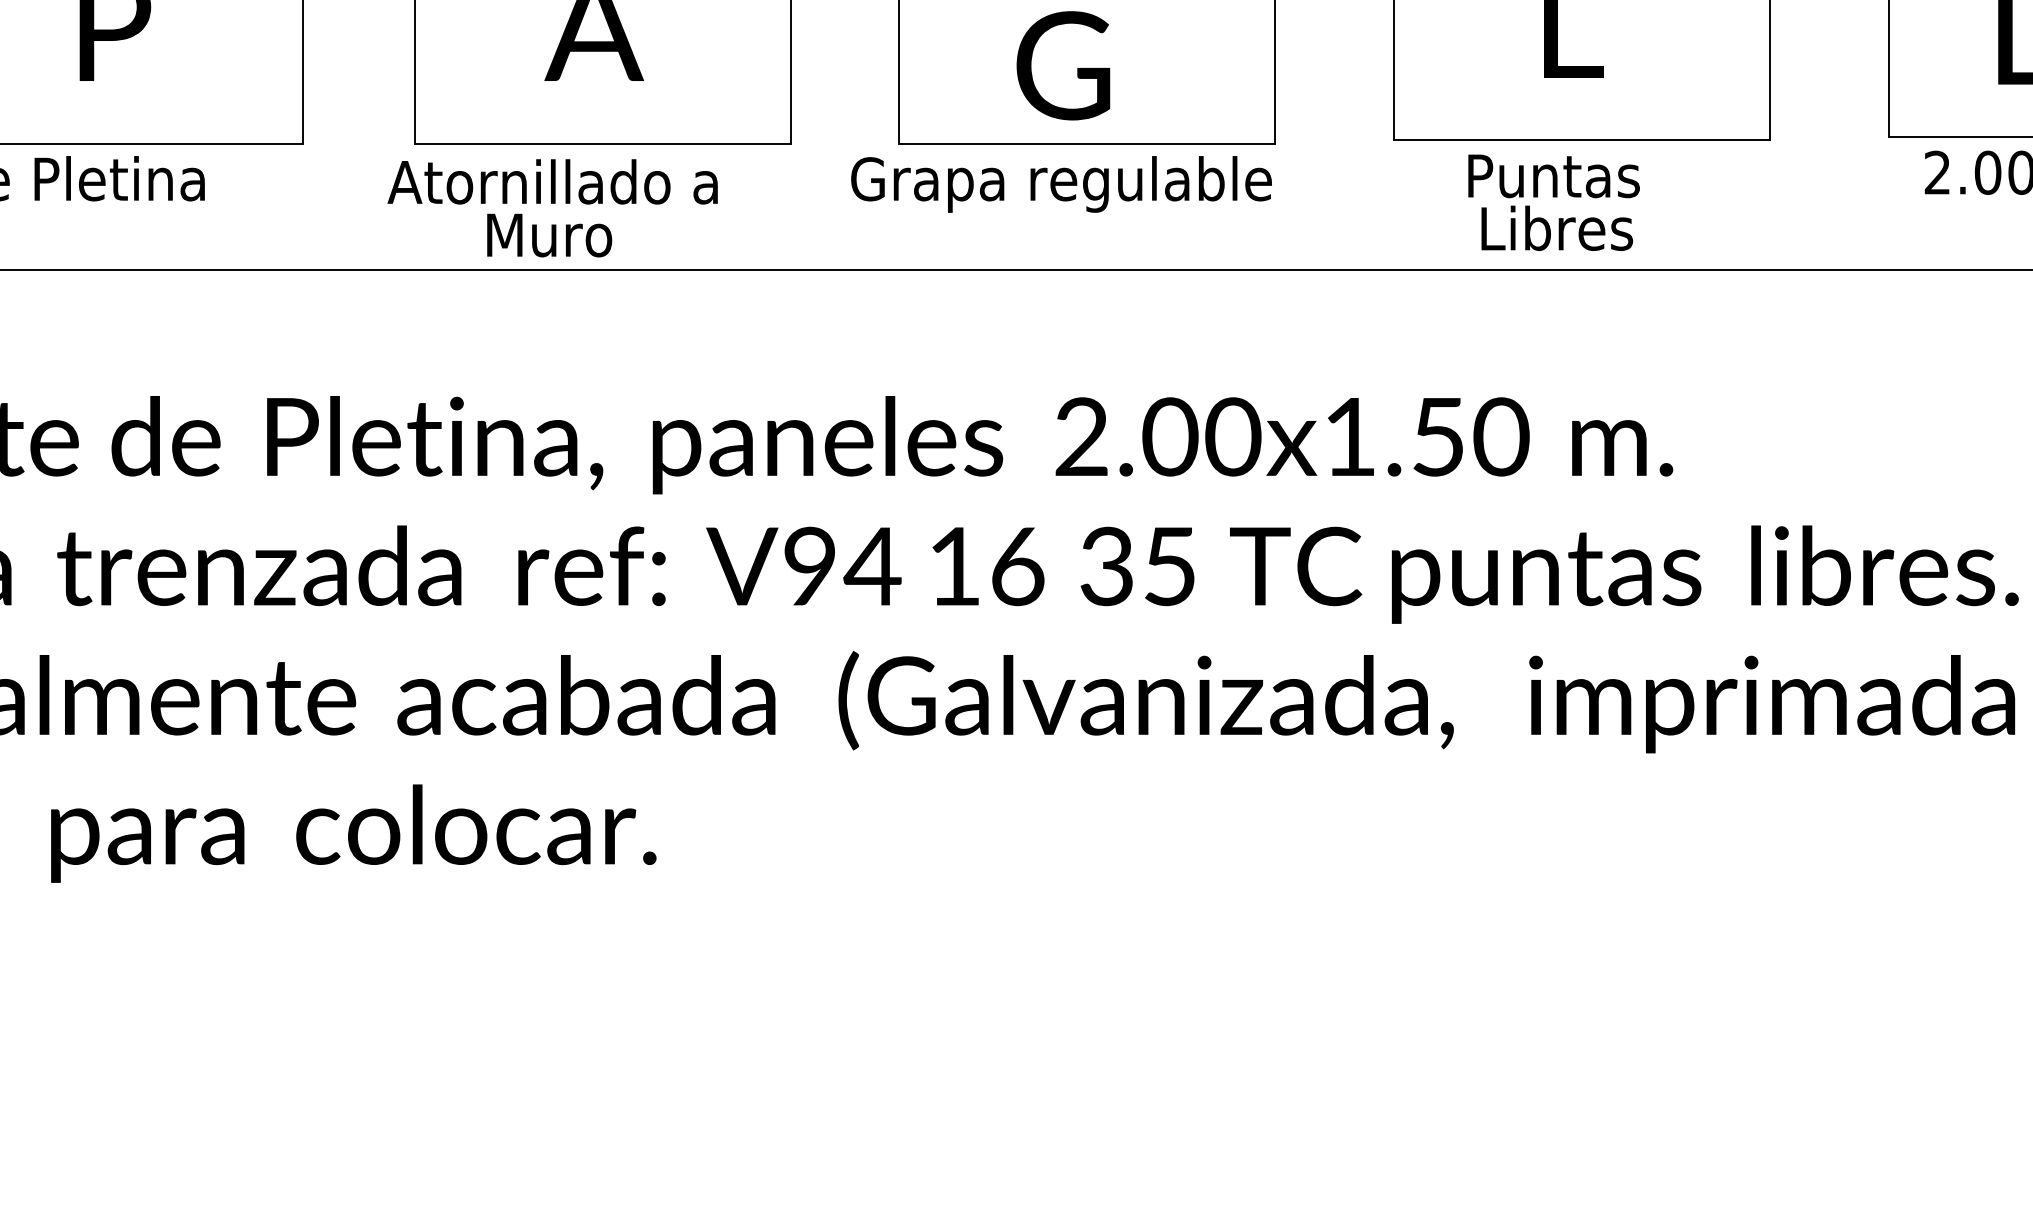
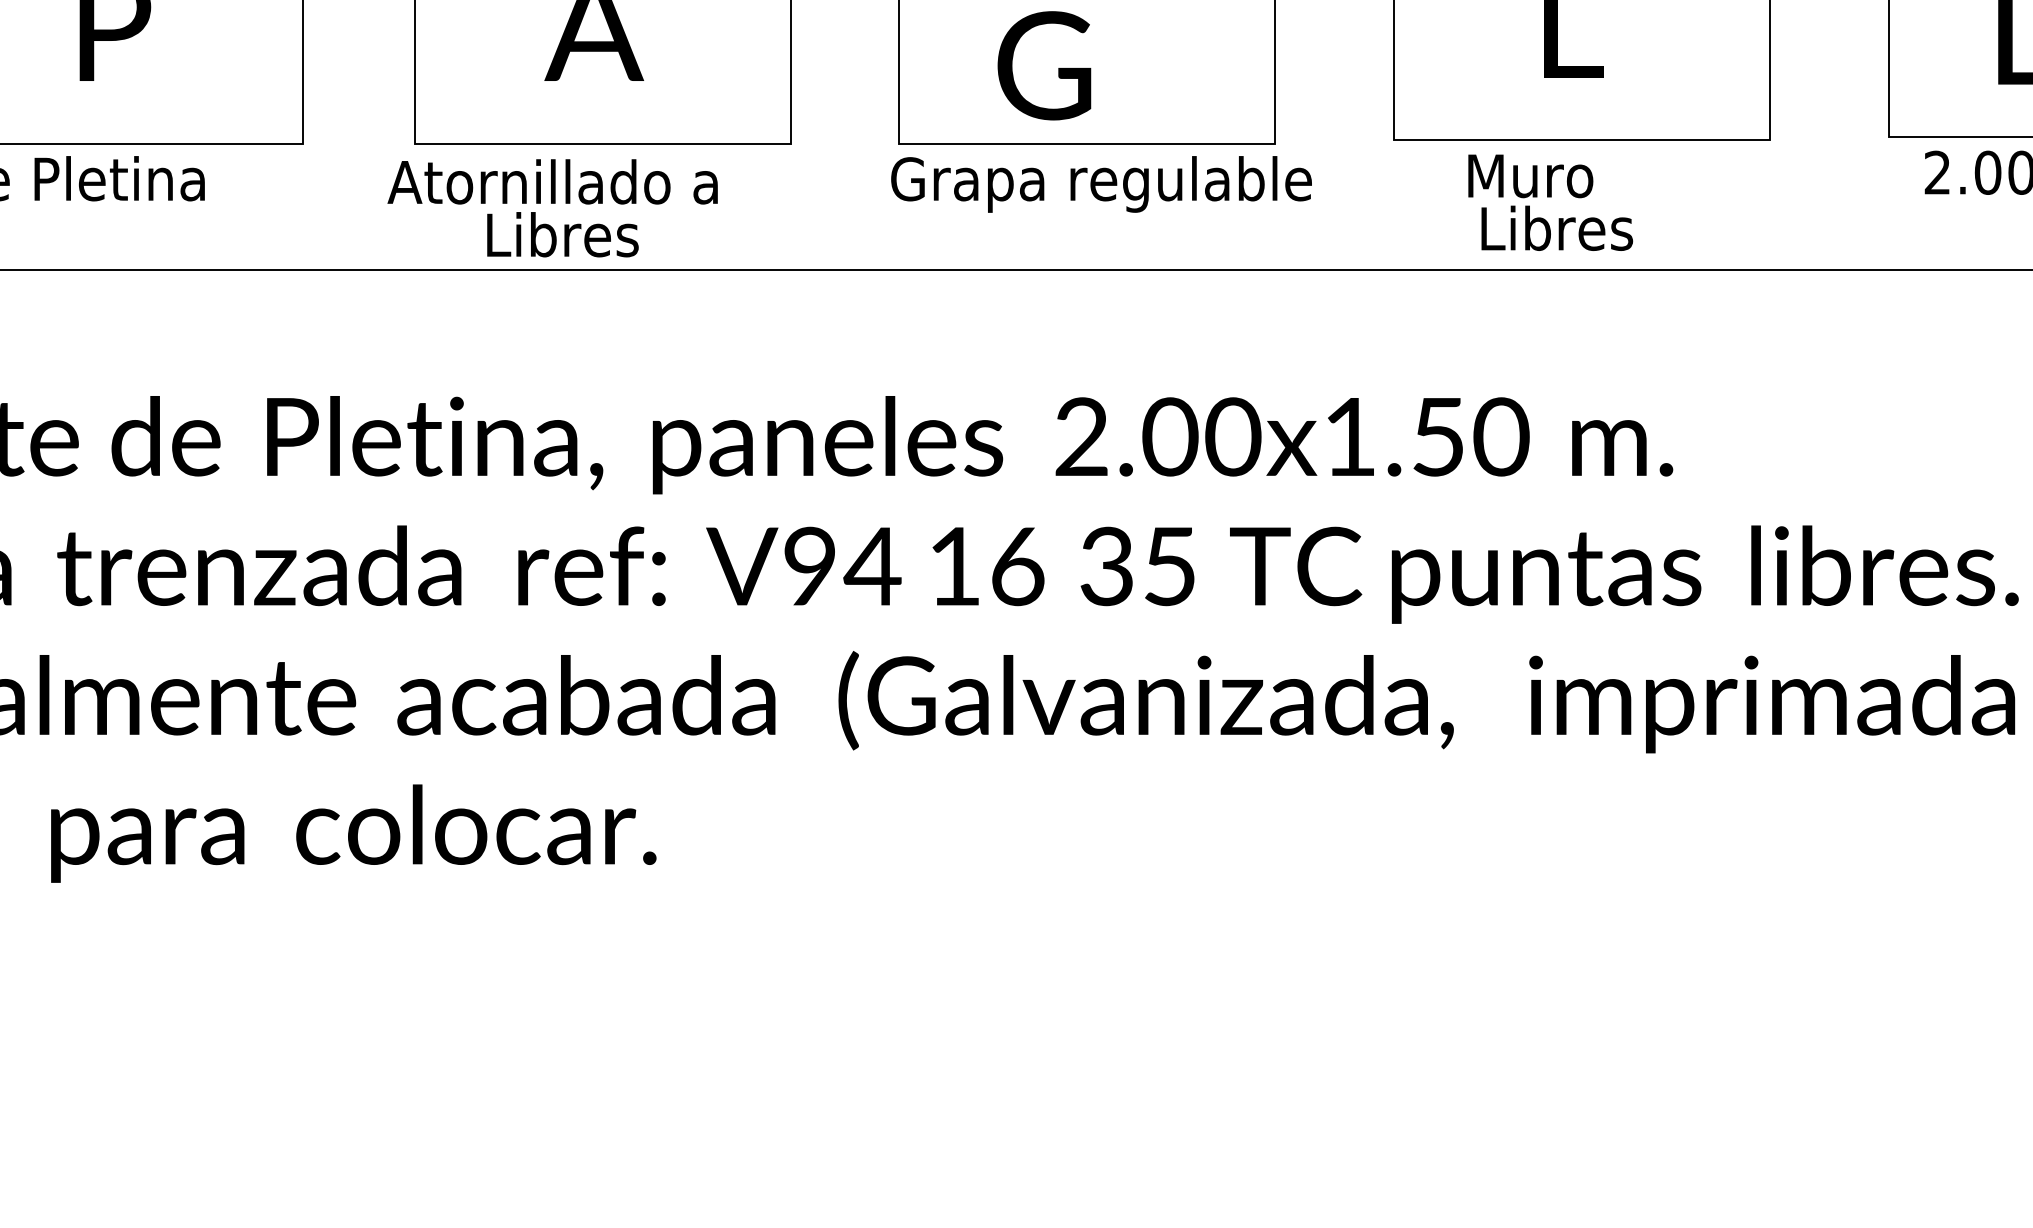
text position: (1063, 65) -> (1044, 65) (1044, 65)
text: Puntas -> Muro (1556, 176)
text position: (1061, 184) -> (1101, 184) (1101, 184)
text: Muro -> Libres (565, 234)
